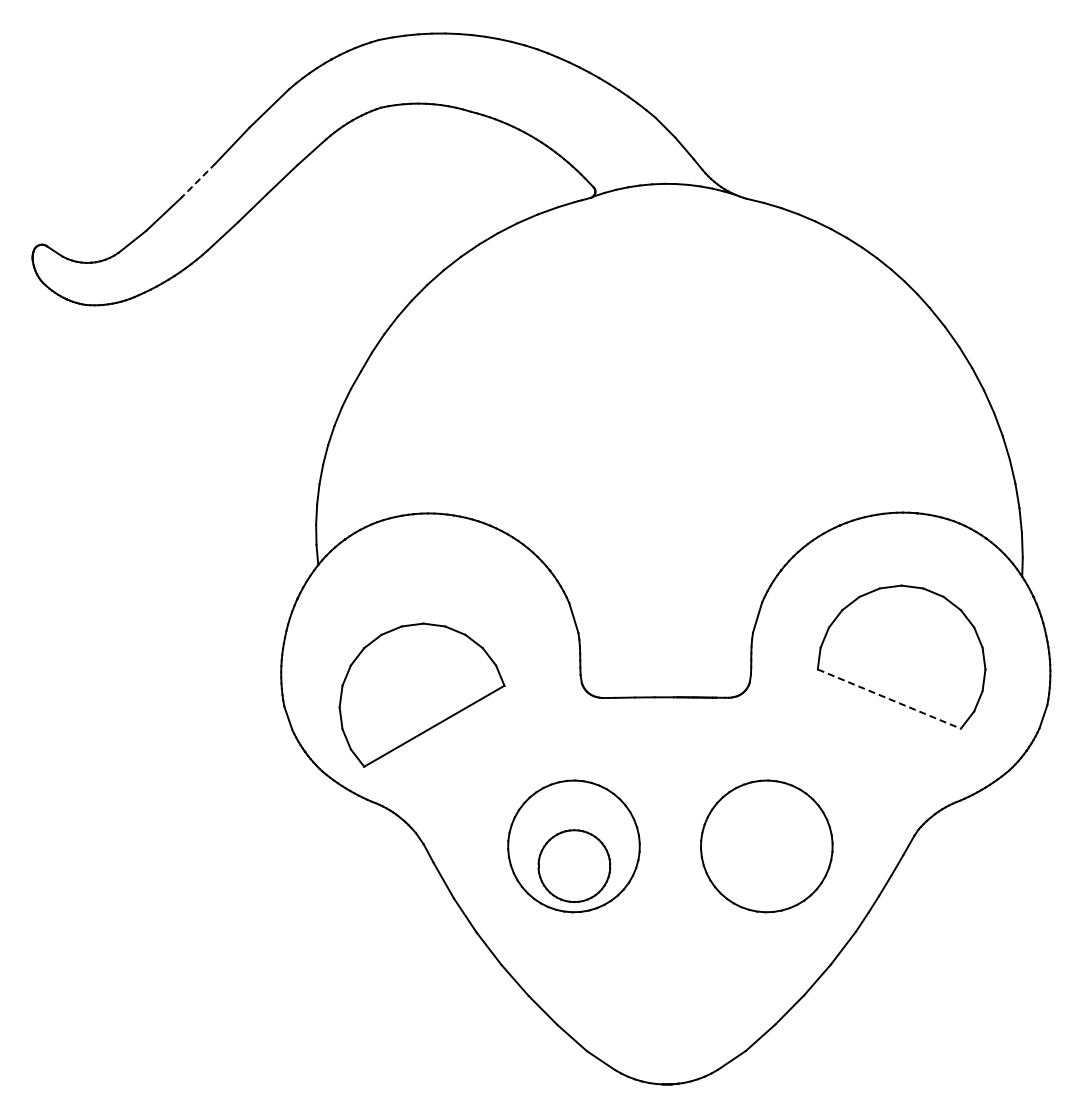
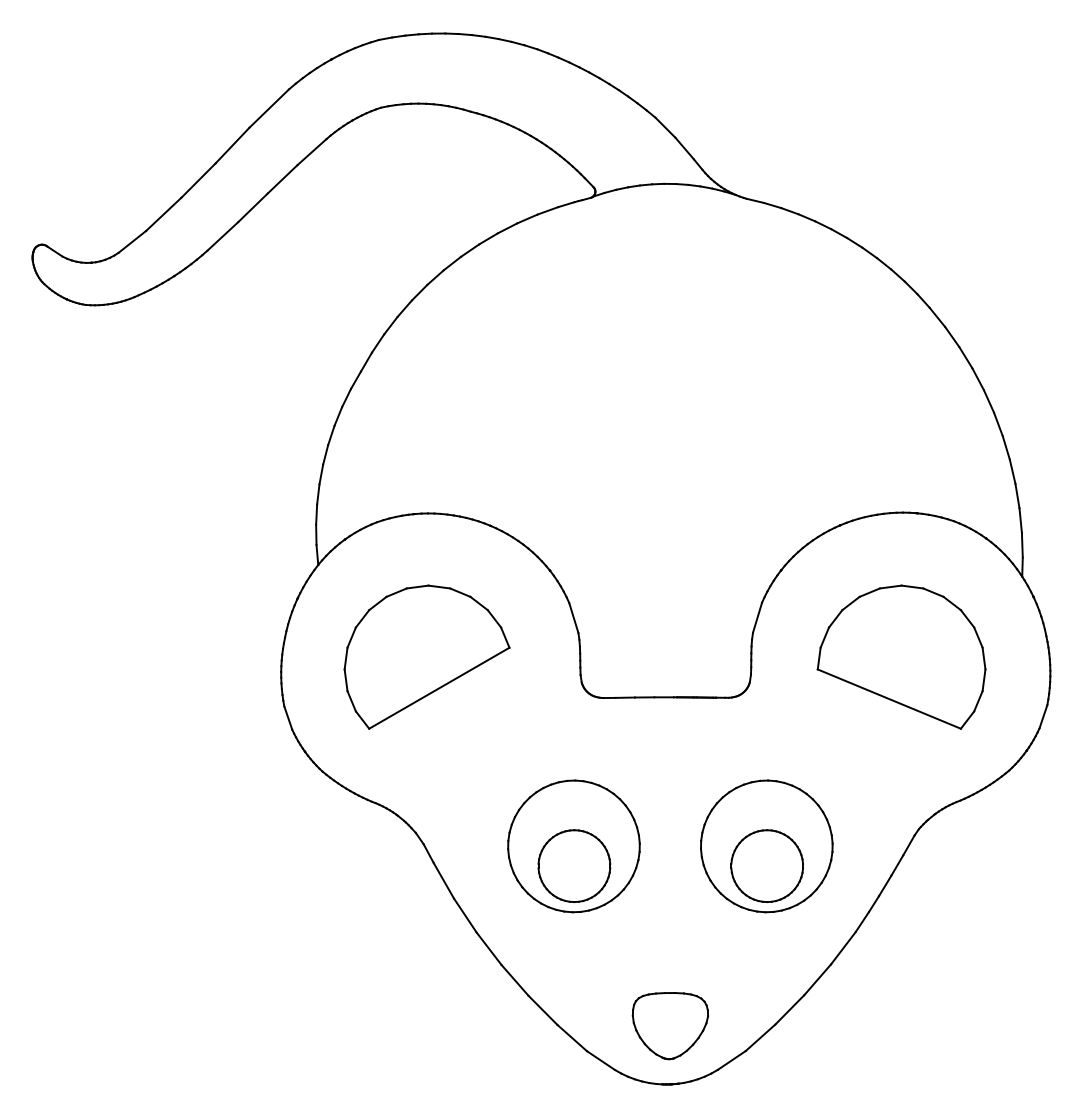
line: dashed -> solid (198, 180)
part position: (421, 694) -> (426, 656) (426, 656)
line: dashed -> solid (889, 699)
part: none -> present (766, 865)
part: none -> present (669, 1026)
